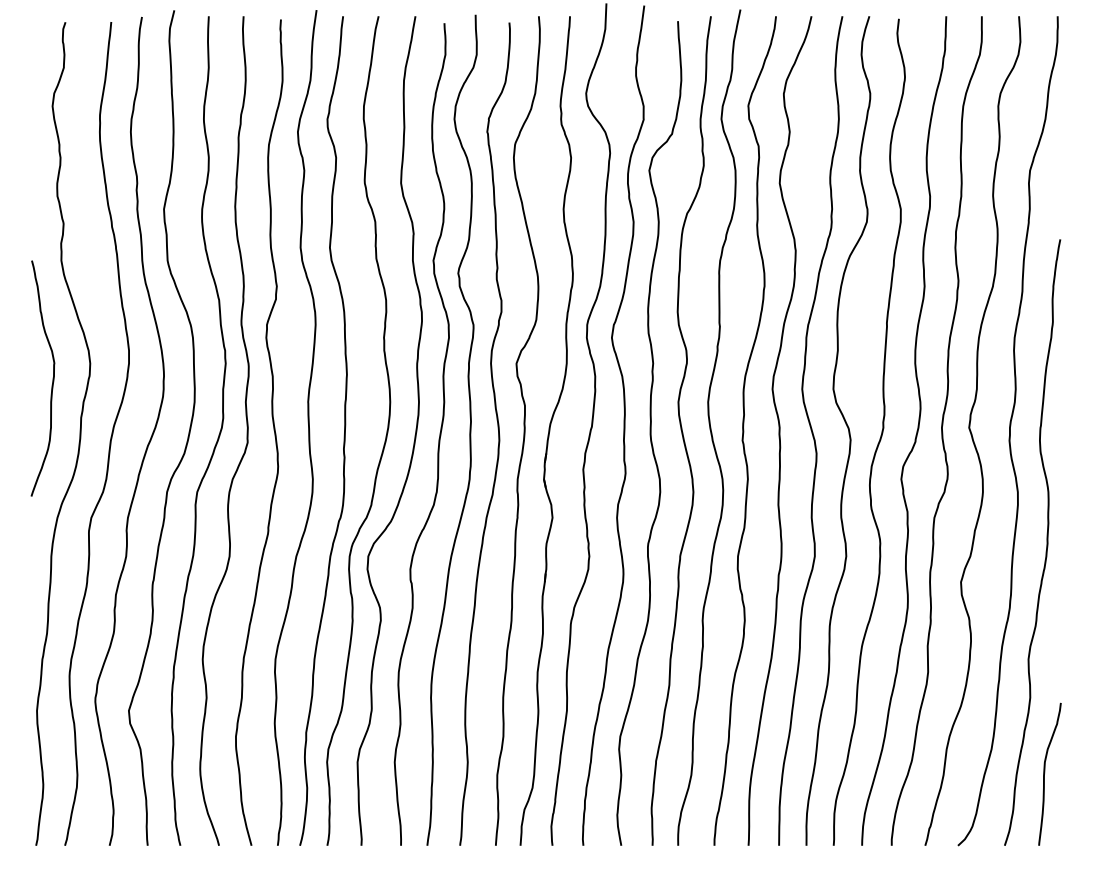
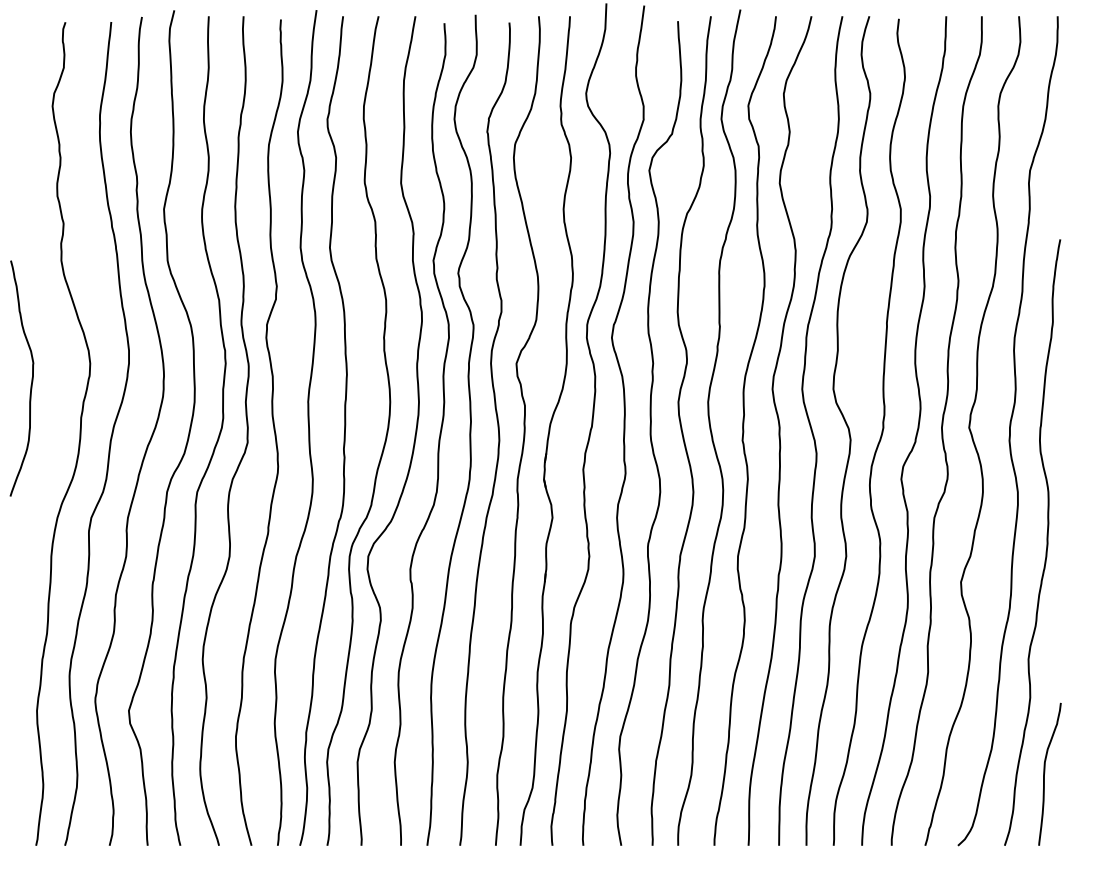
curve position: (52, 378) -> (31, 378) (31, 378)
